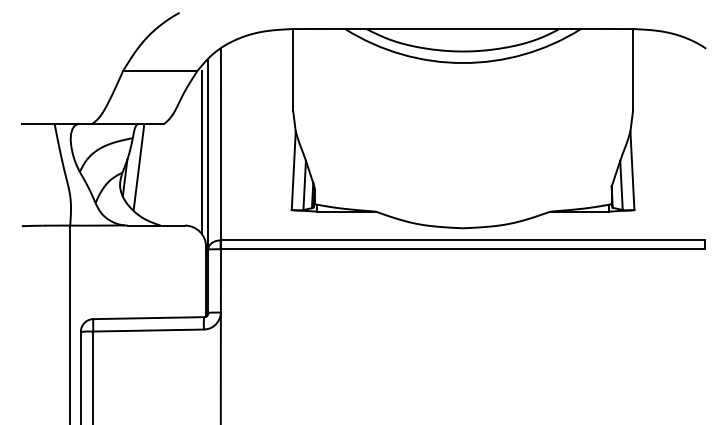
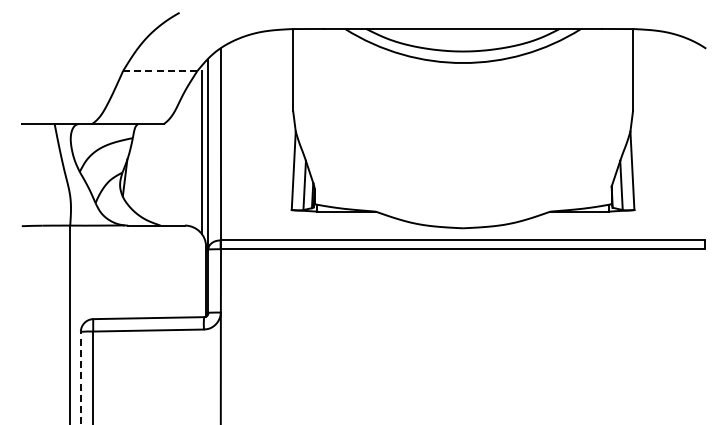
line: solid -> dashed (159, 70)
line: present -> none (138, 167)
line: solid -> dashed (80, 377)
